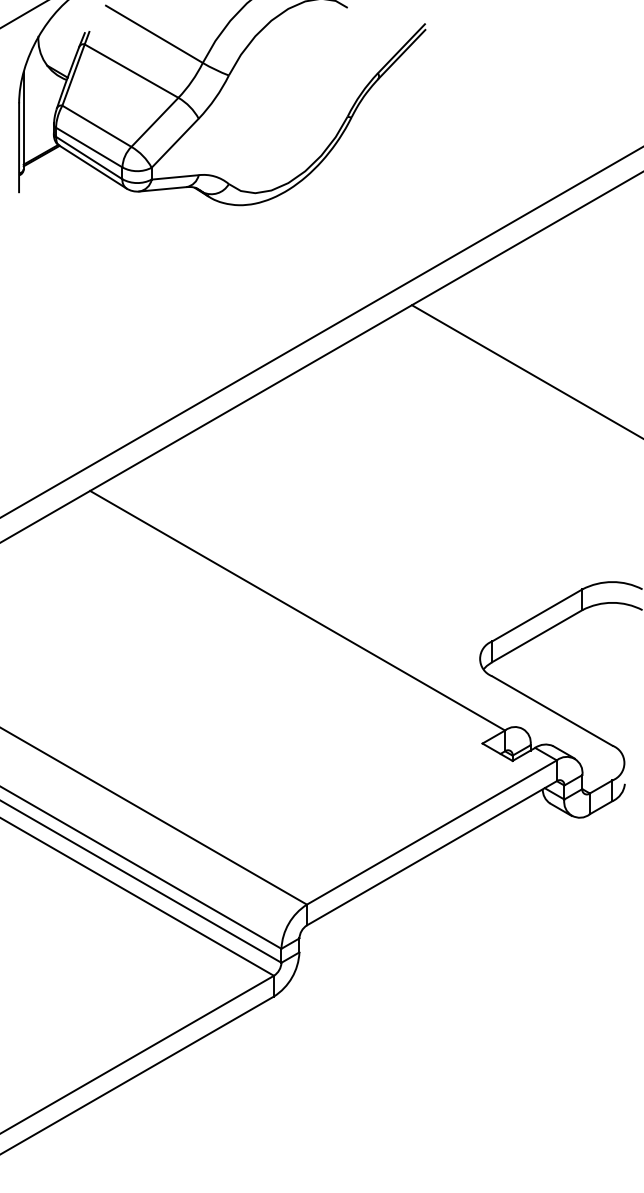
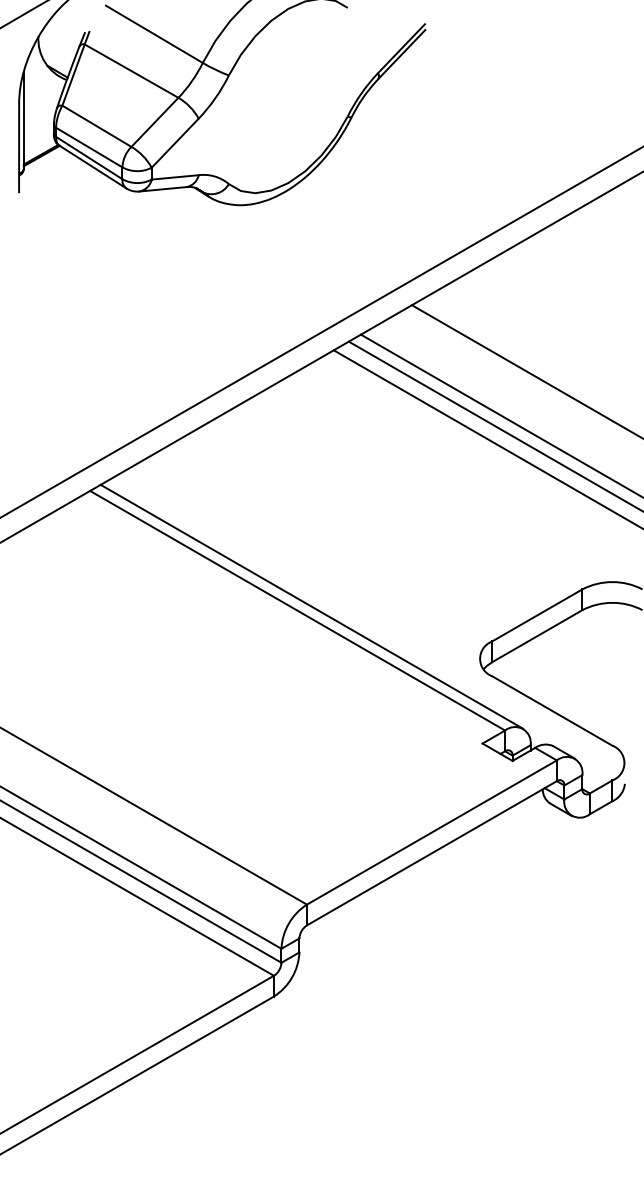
line: none -> present (500, 415)
line: none -> present (494, 425)
line: none -> present (486, 438)
line: none -> present (311, 606)
